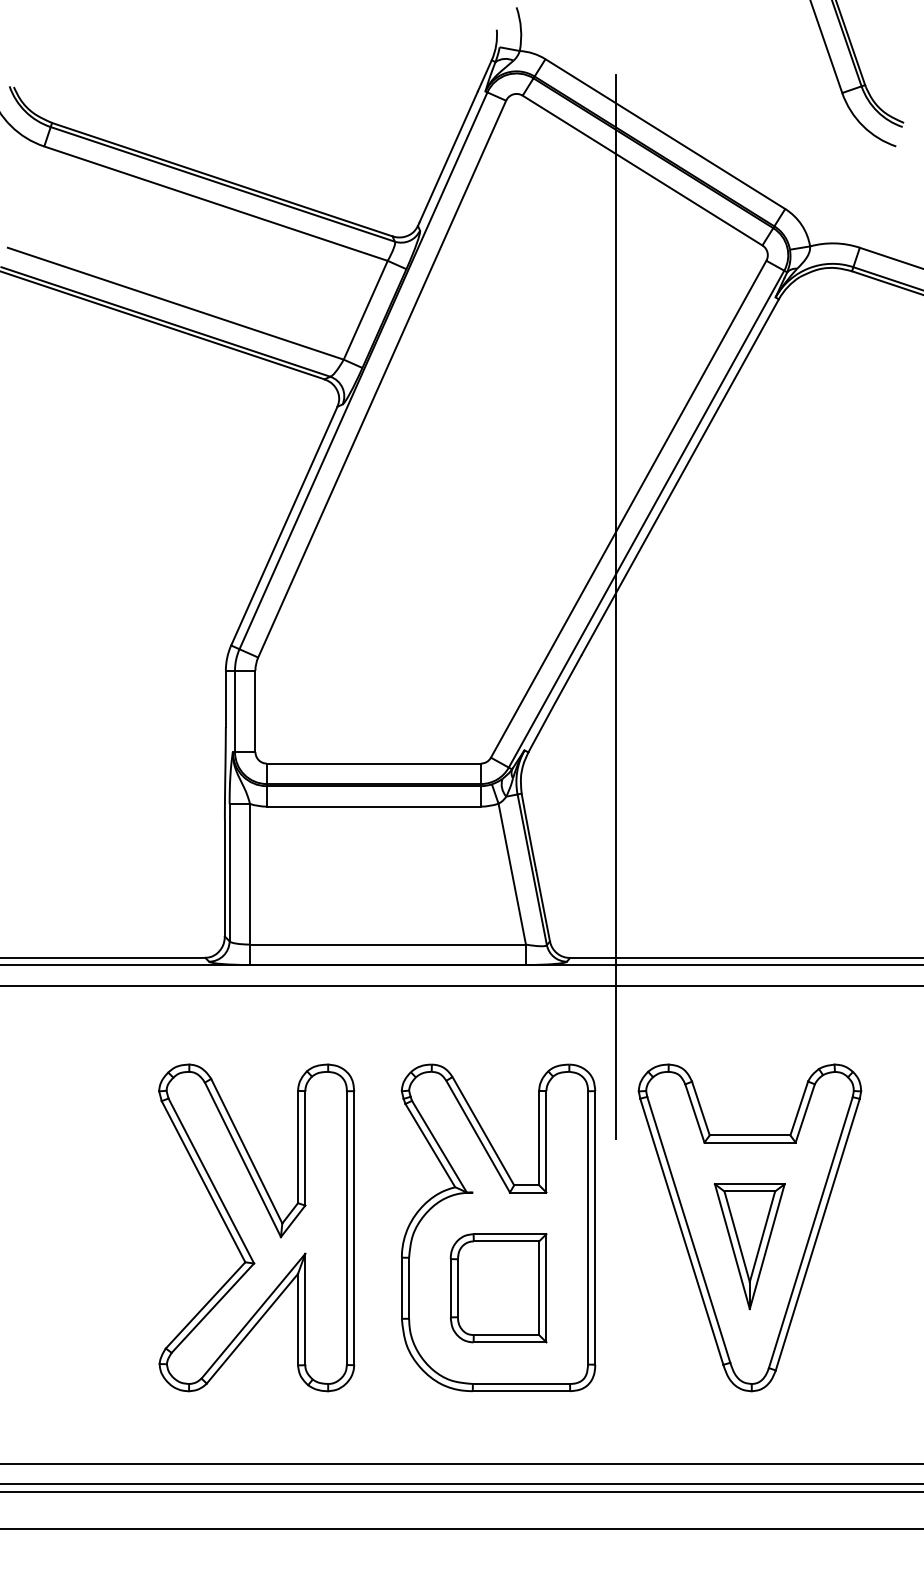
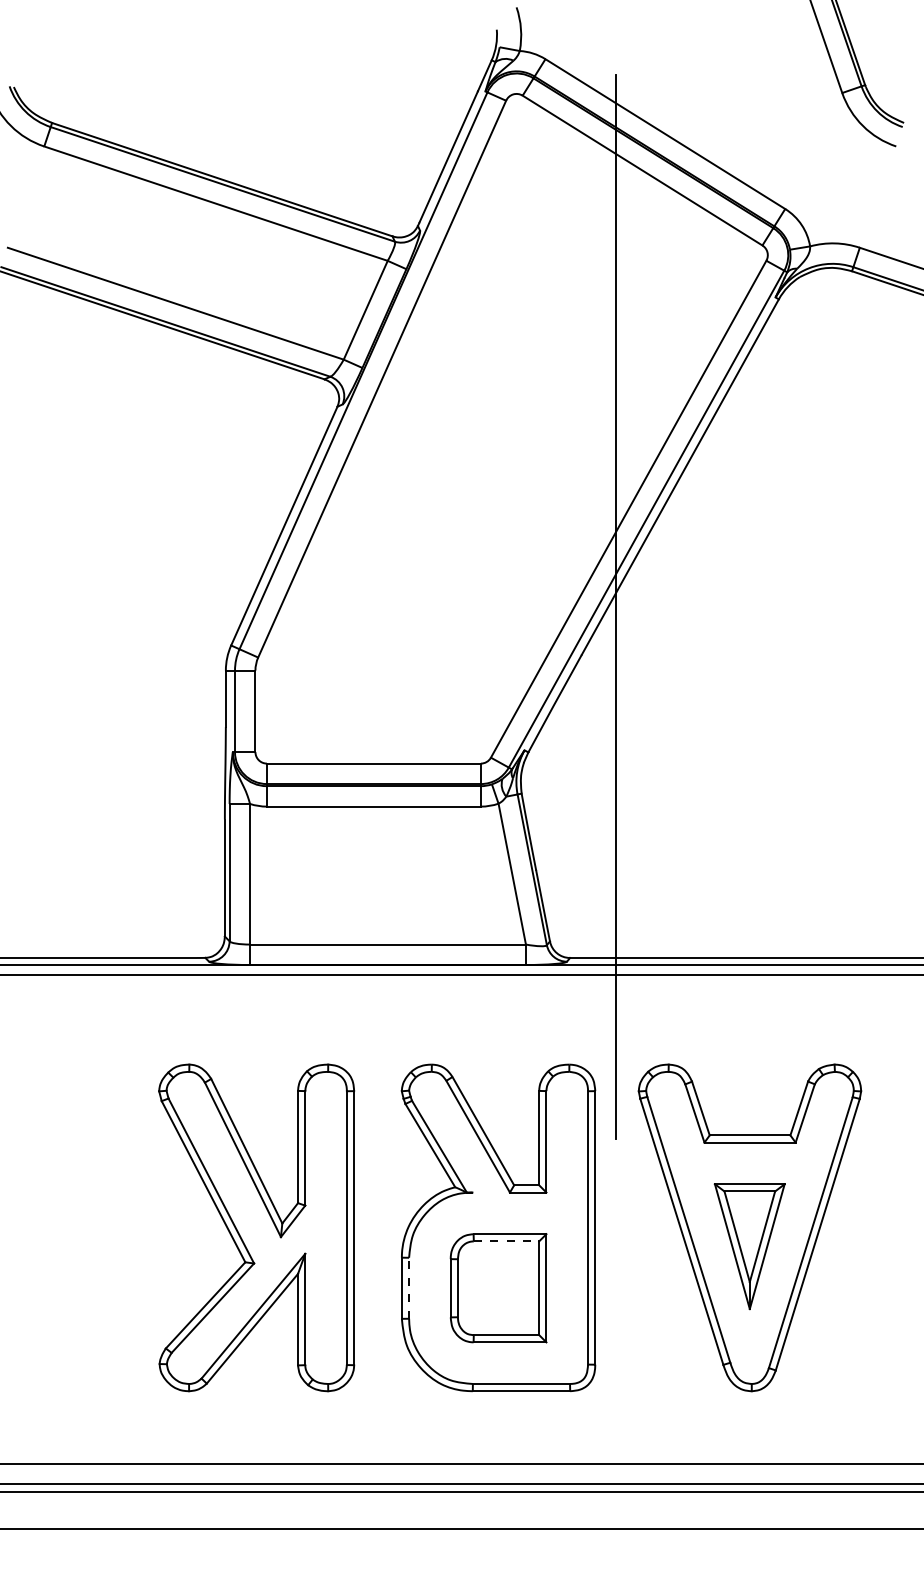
line position: (461, 985) -> (461, 974) (461, 974)
line: solid -> dashed (506, 1241)
line: solid -> dashed (409, 1287)
